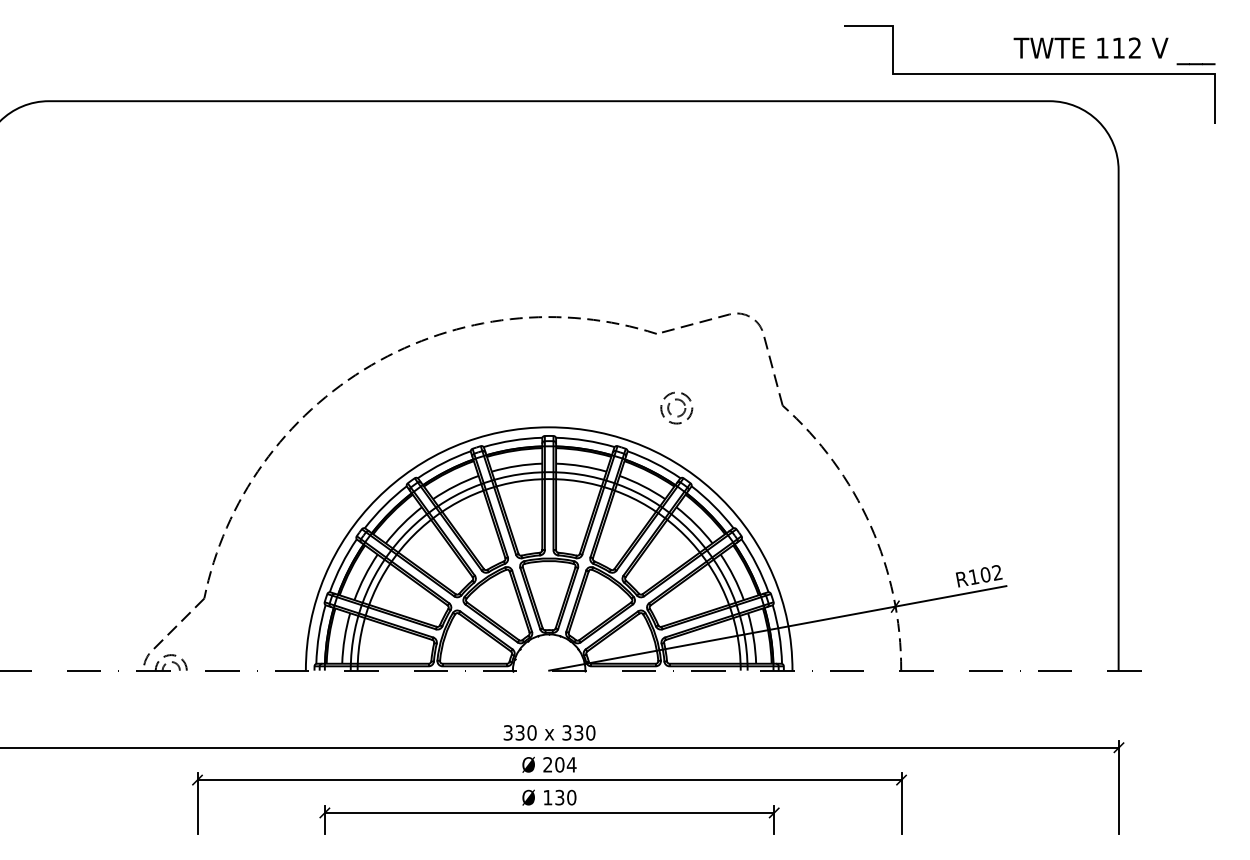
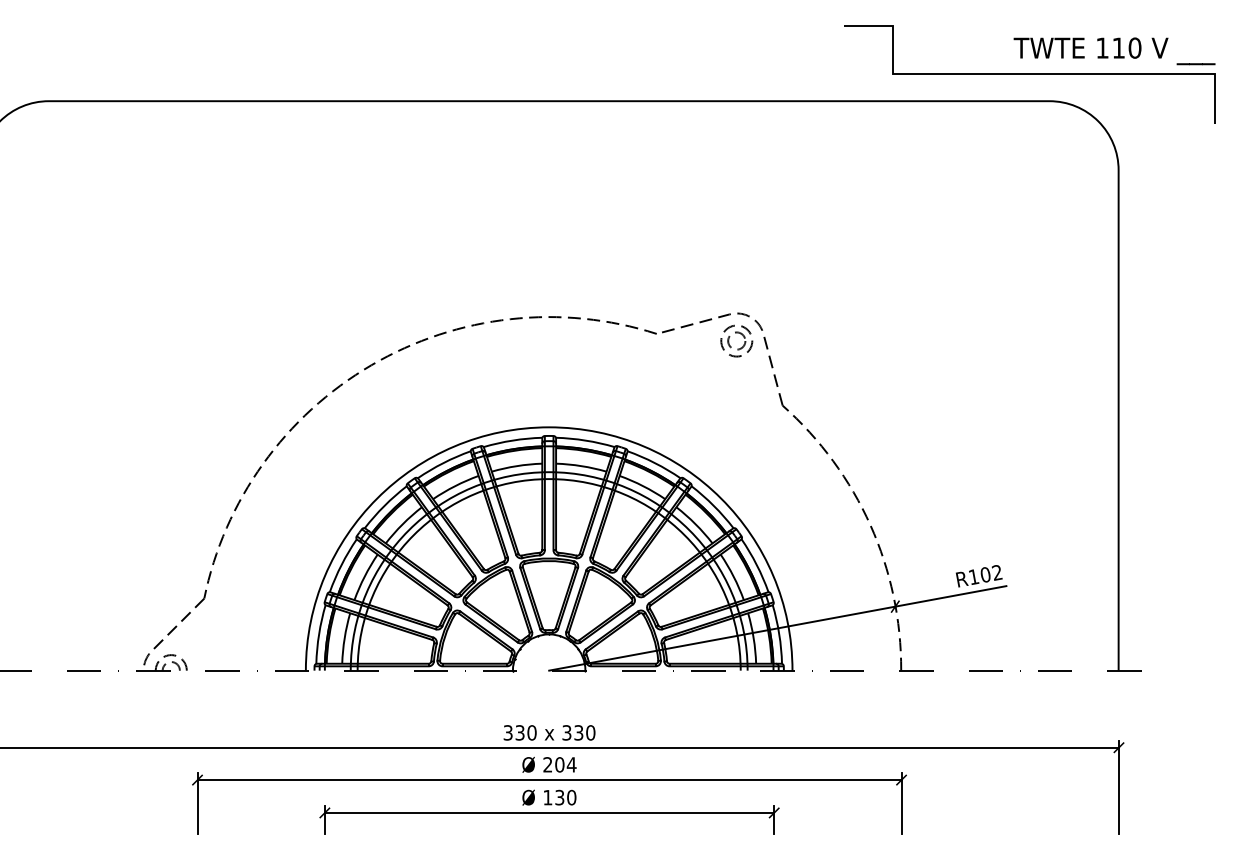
text: 112 -> 110 (1134, 47)
part position: (676, 400) -> (736, 333) (736, 333)
